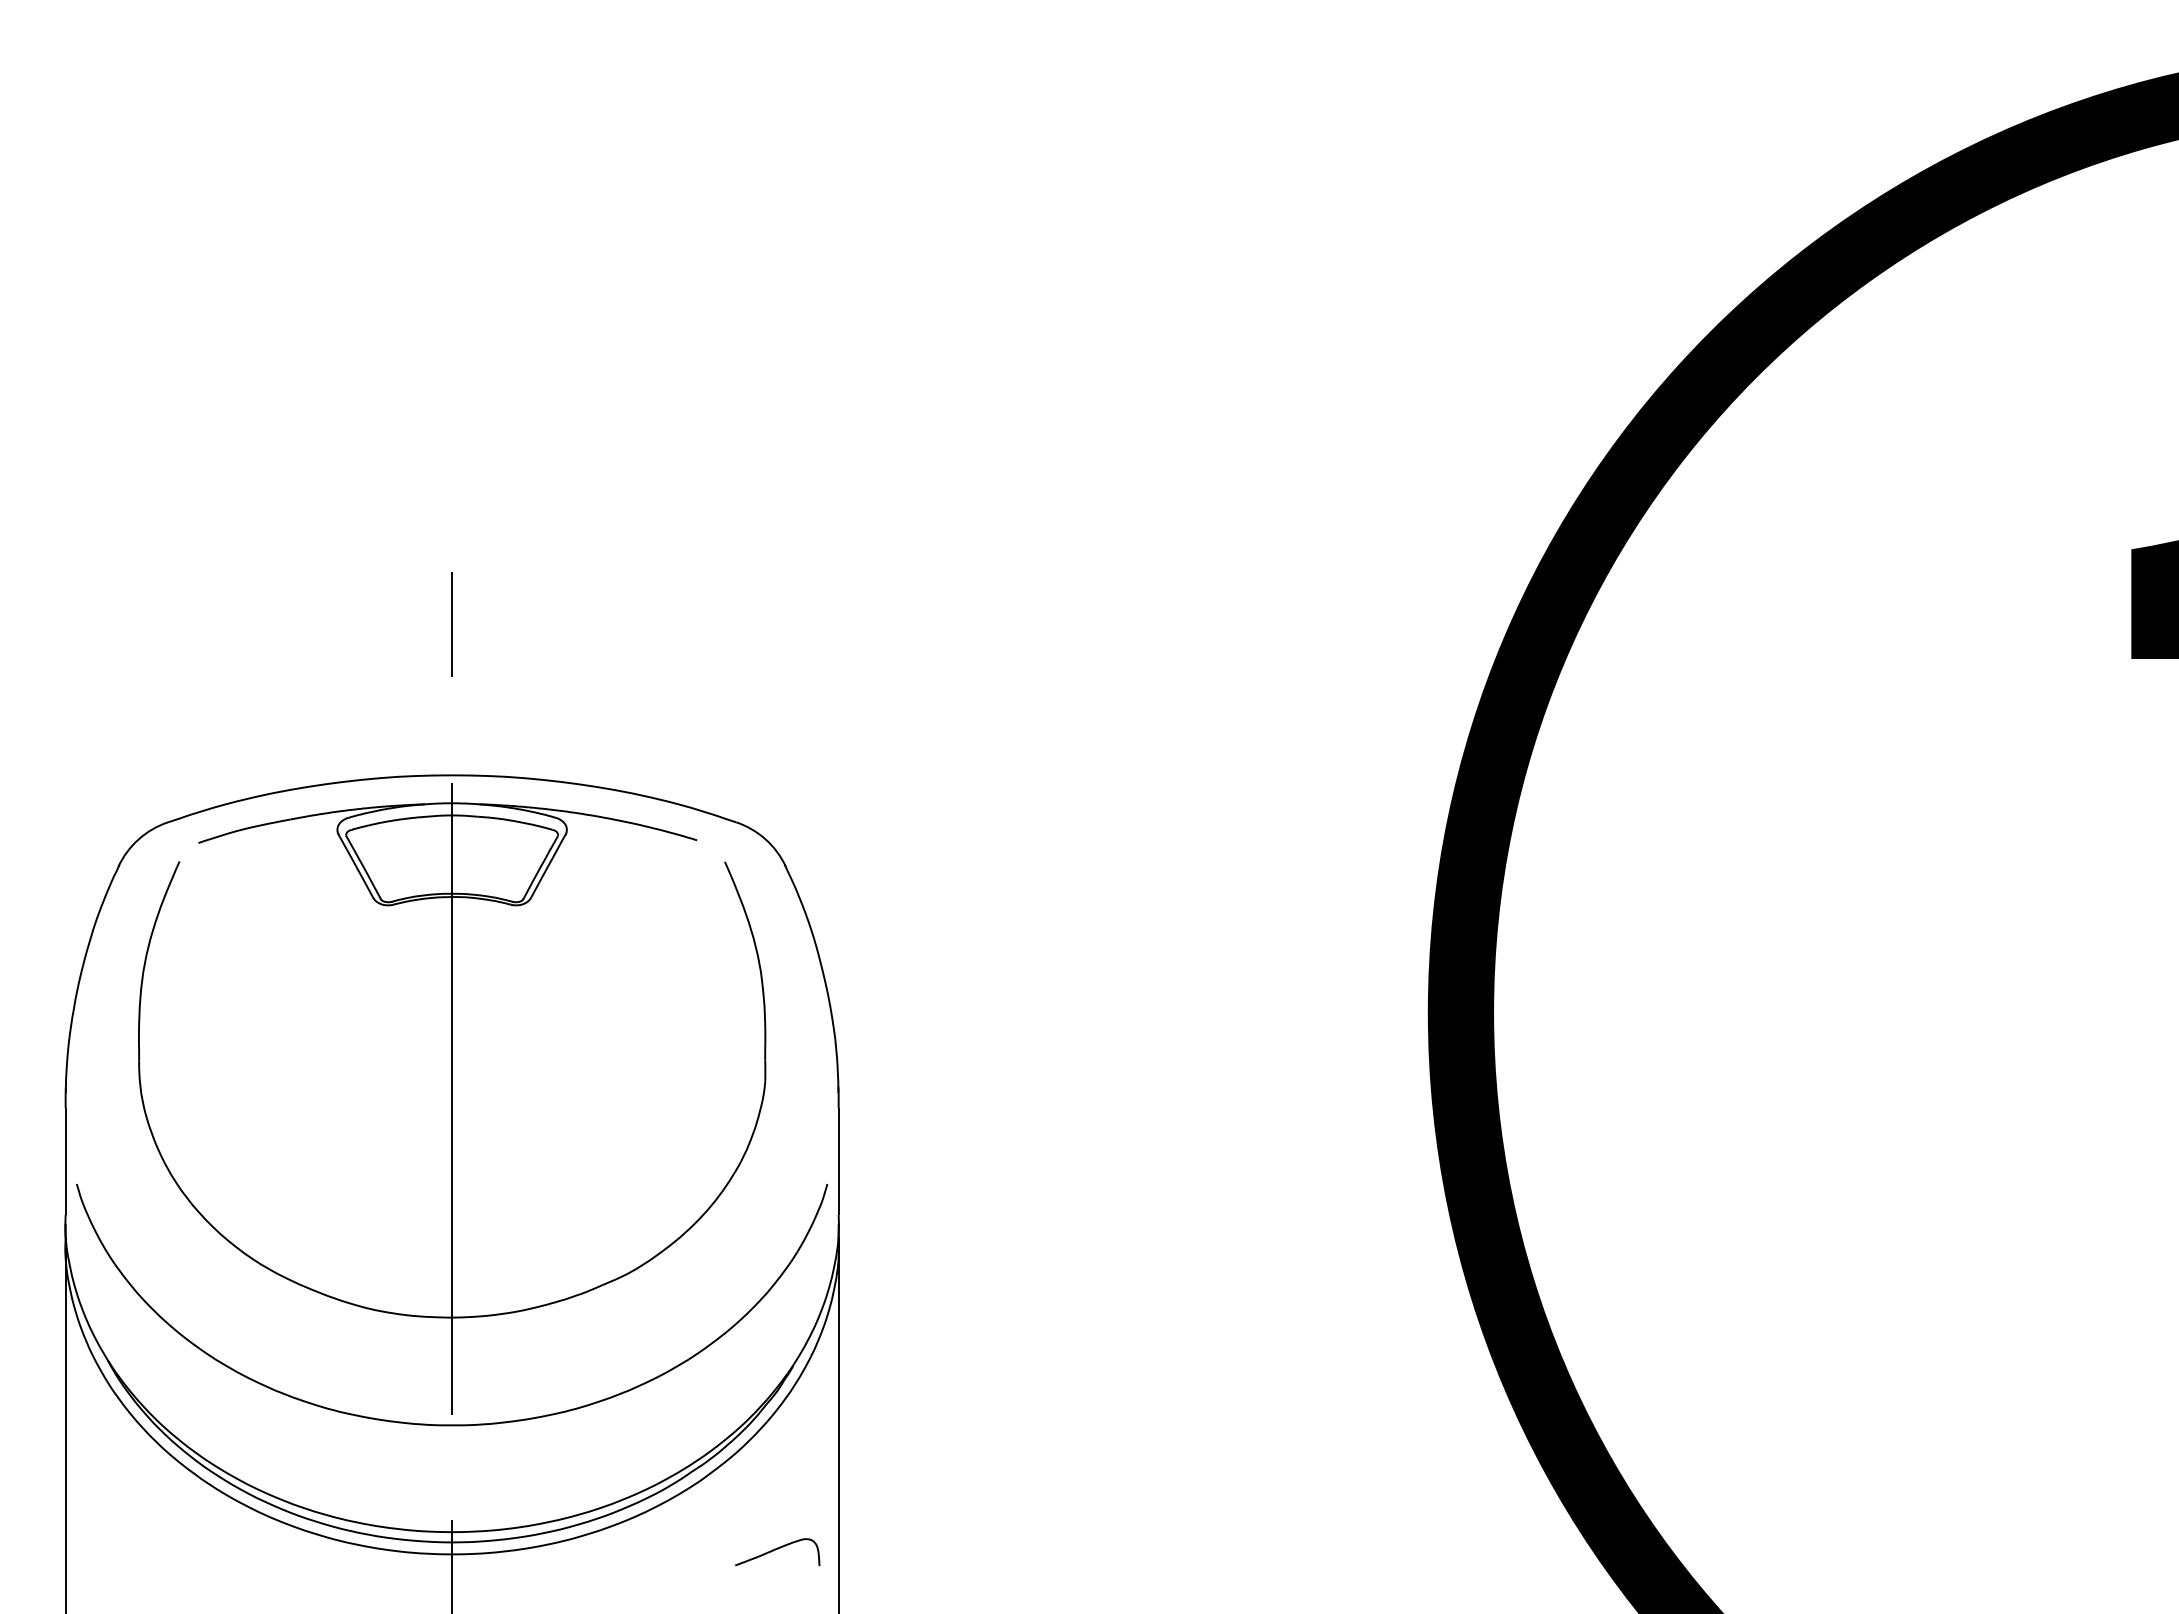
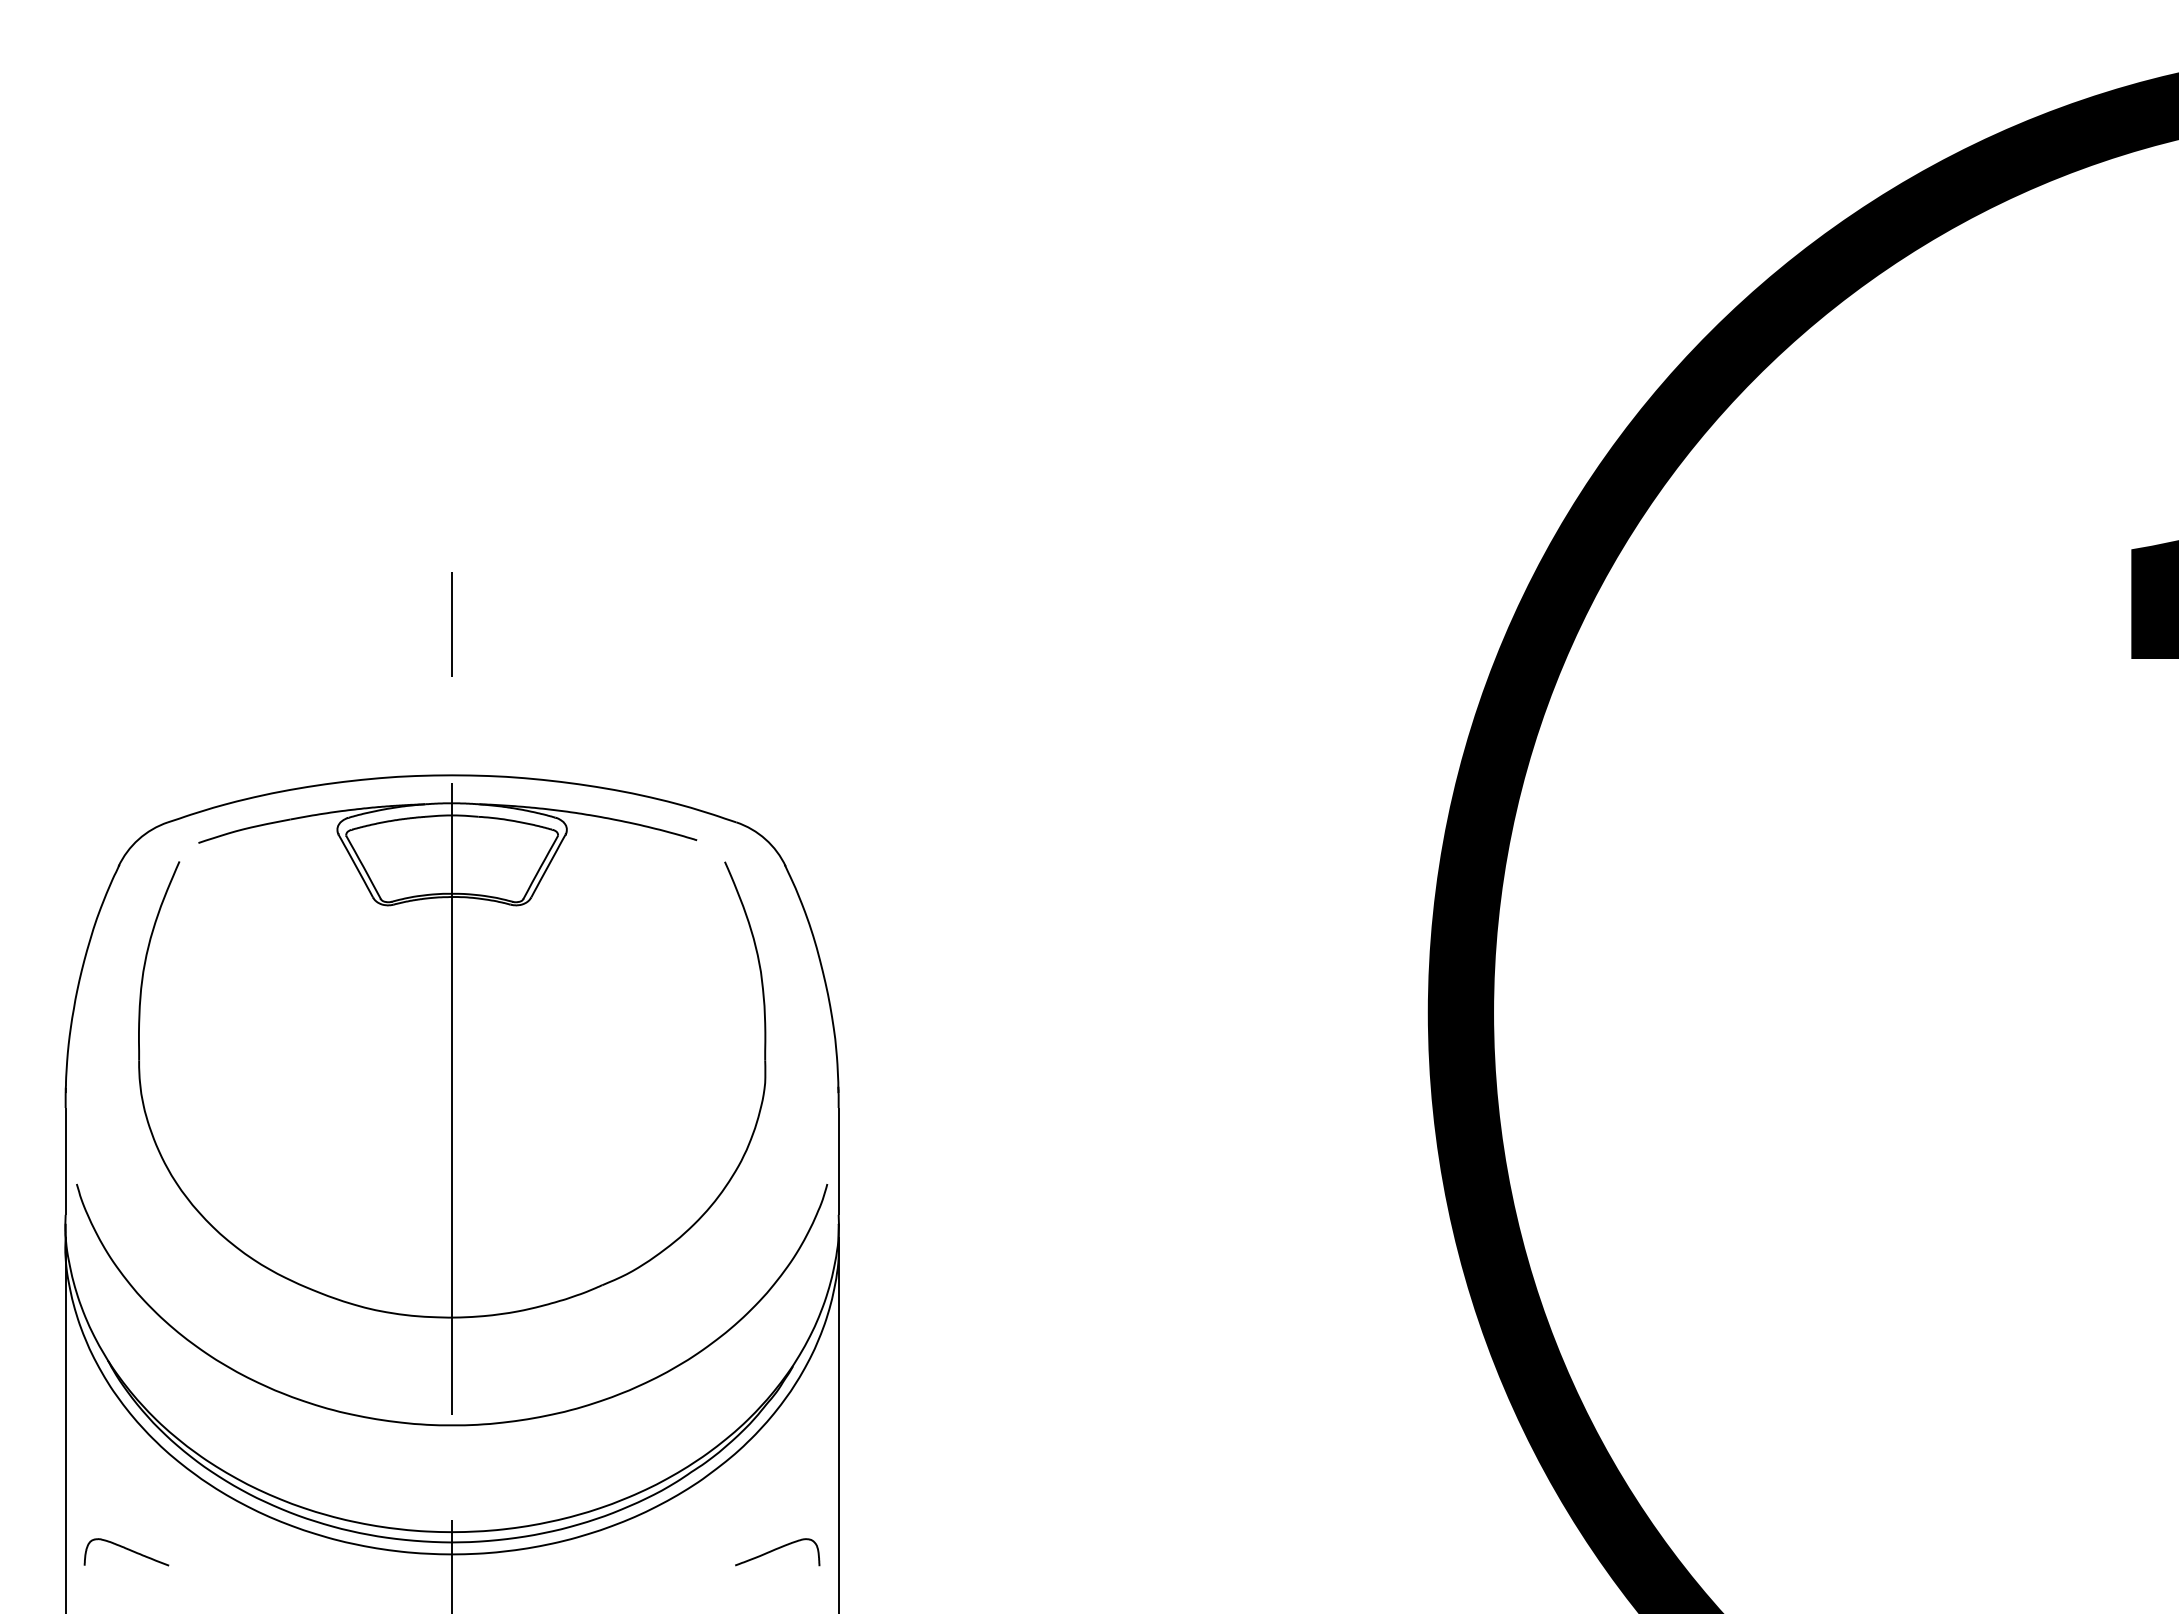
curve: none -> present (128, 1550)
